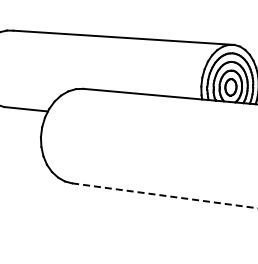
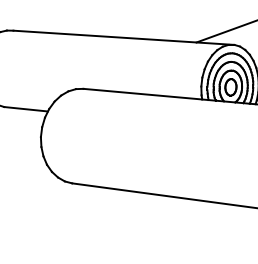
line: none -> present (225, 31)
line: dashed -> solid (165, 195)
